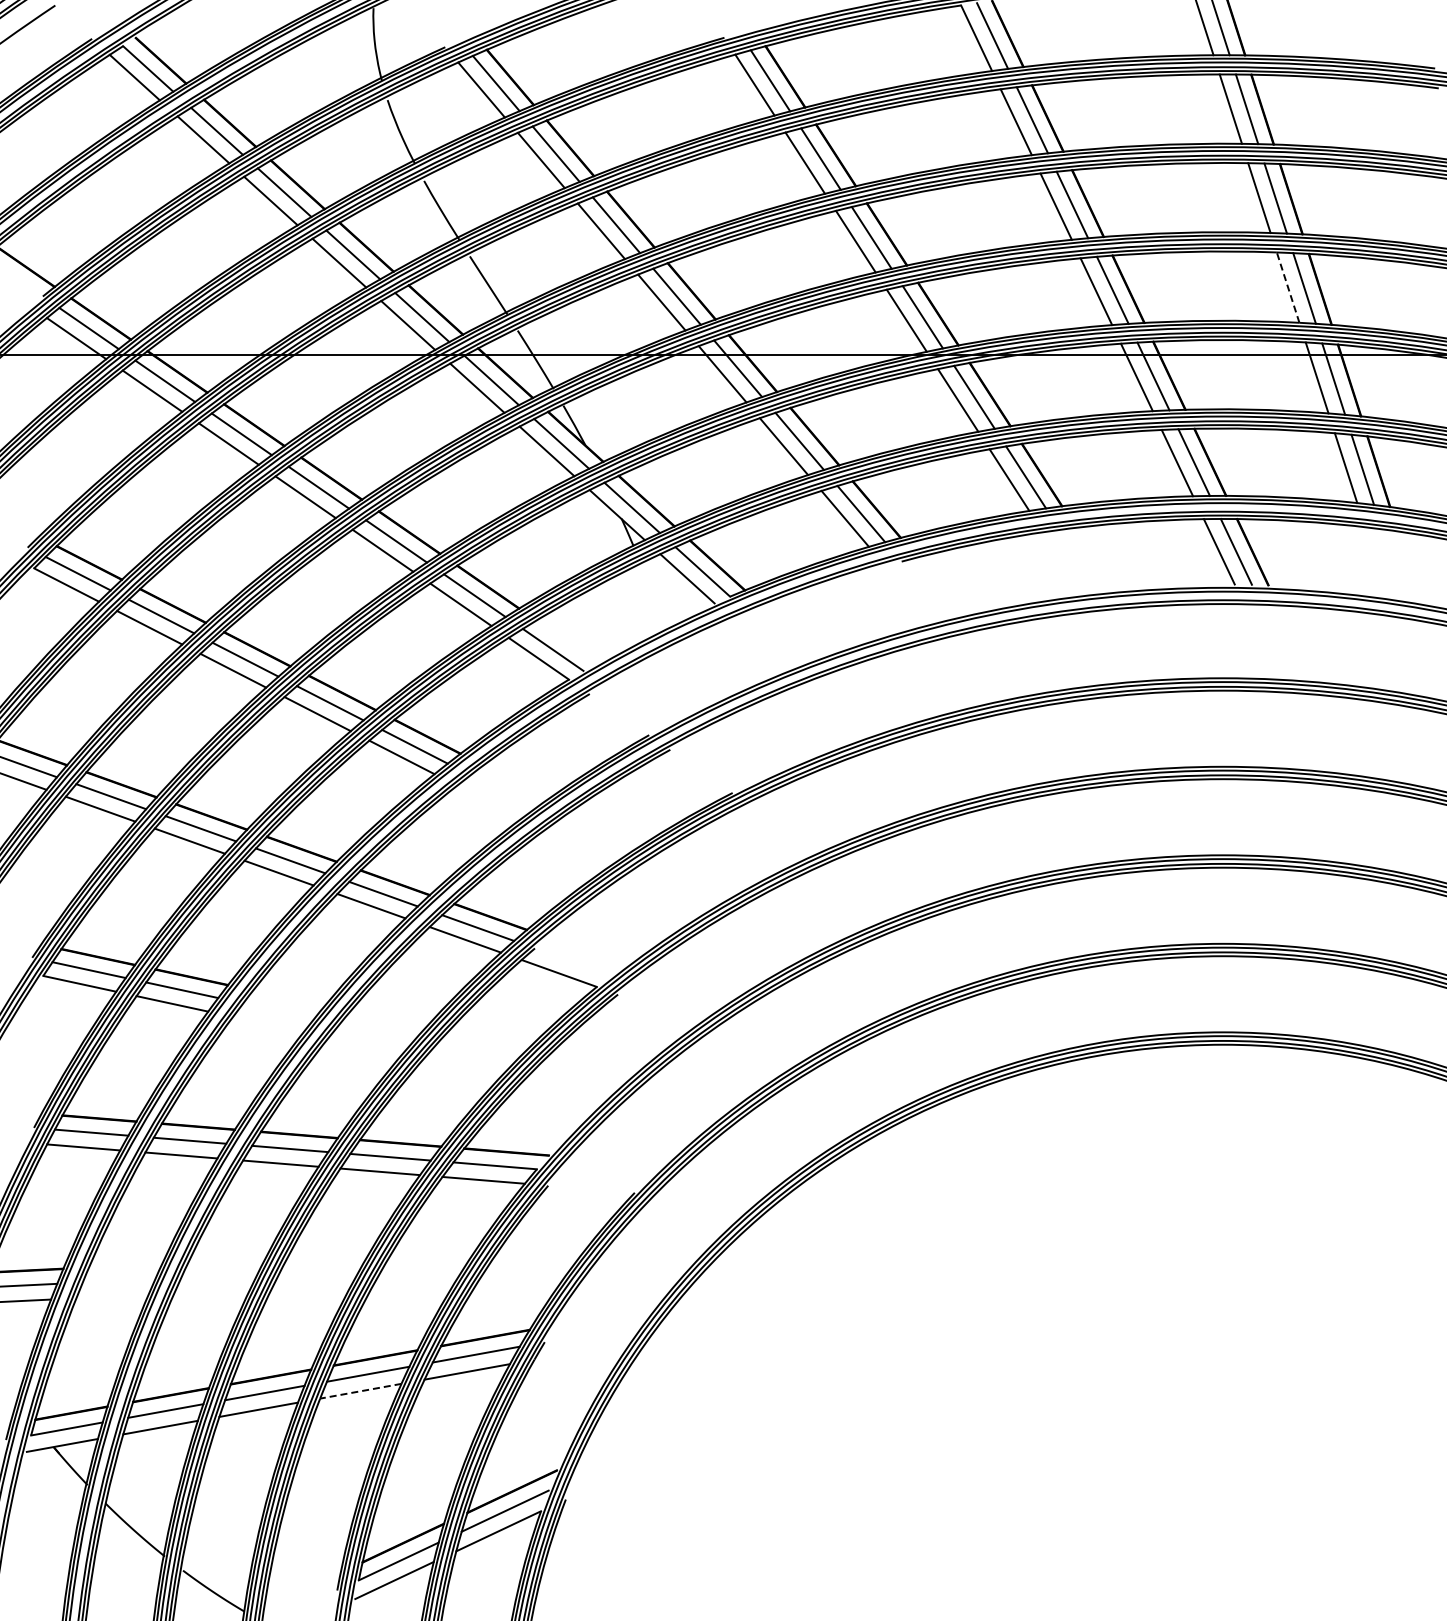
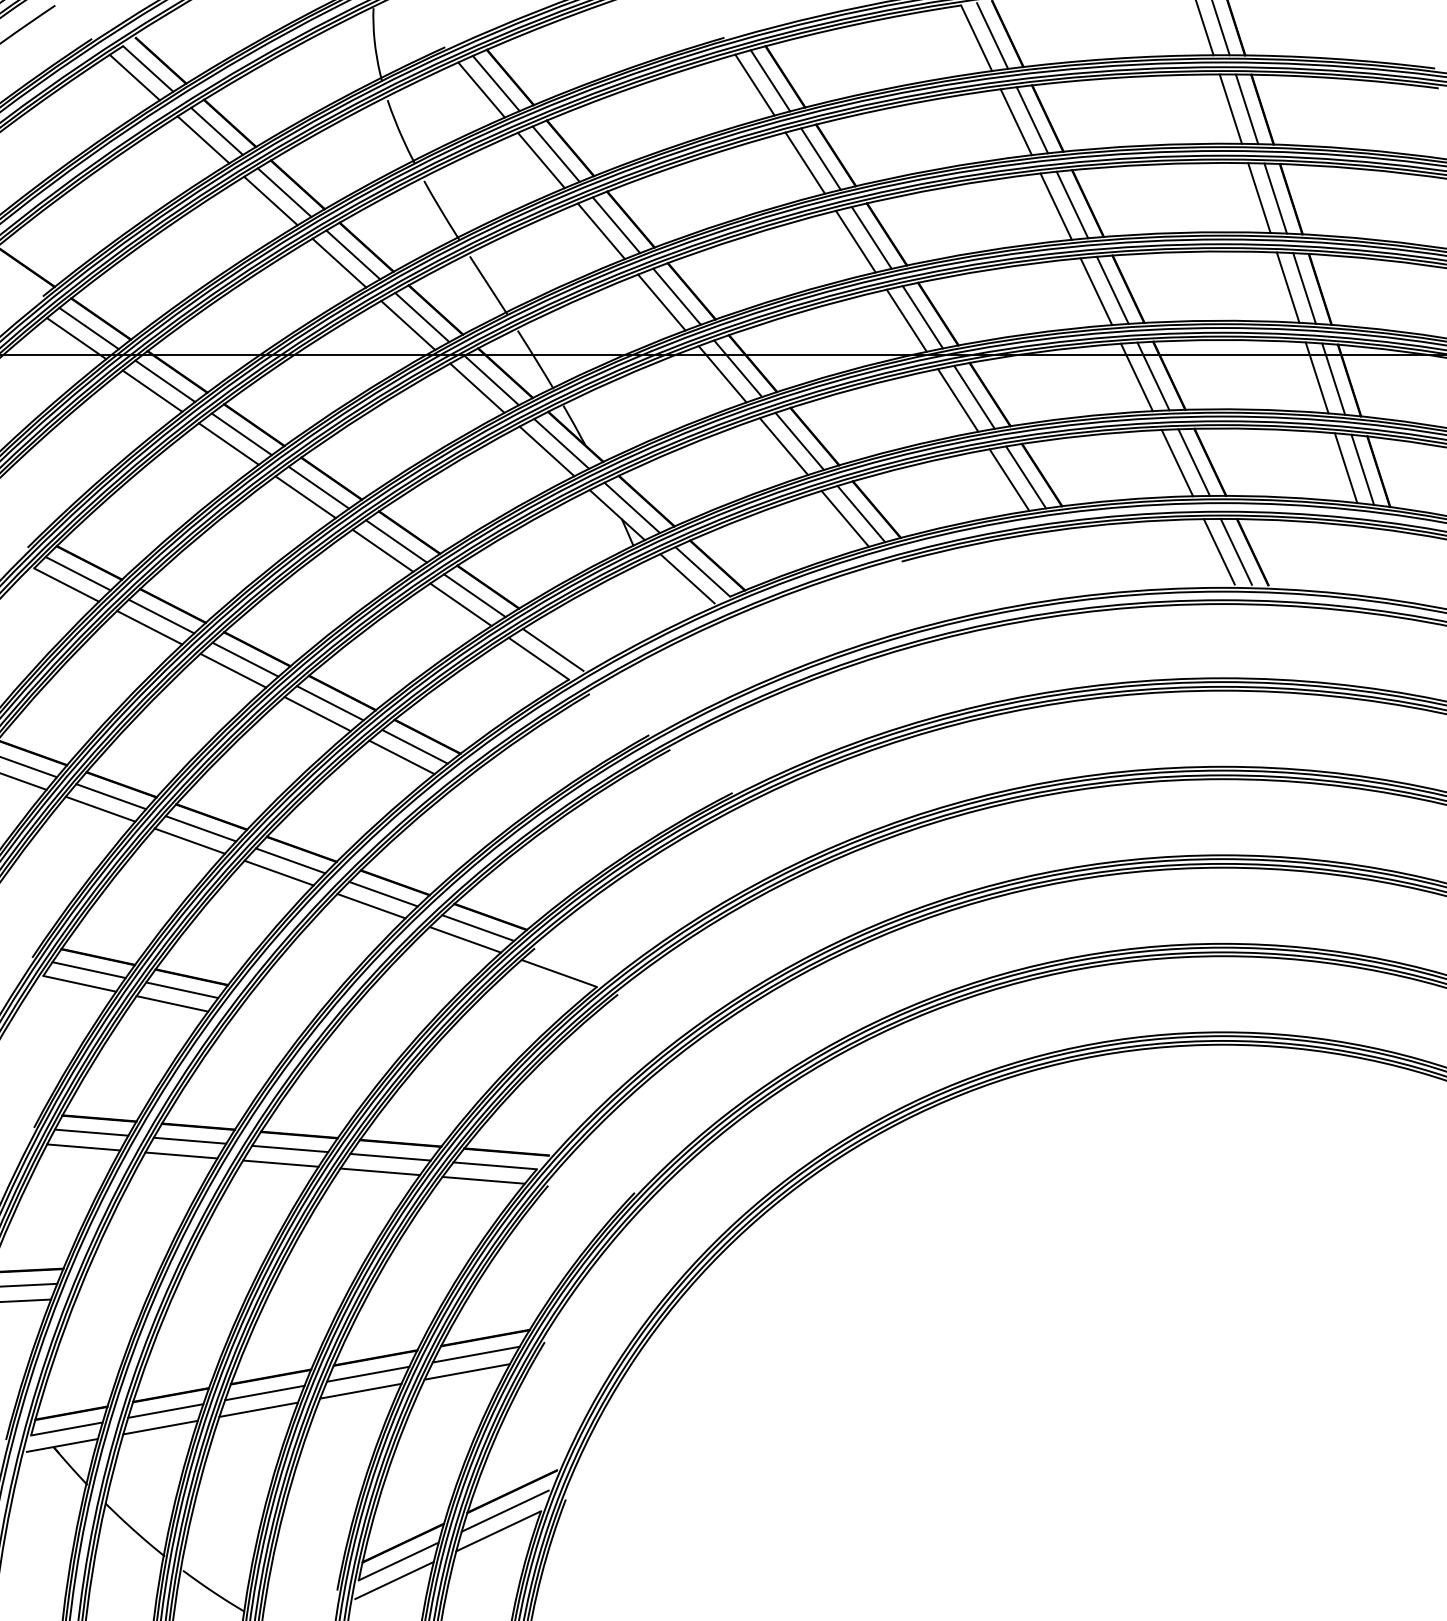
line: dashed -> solid (1288, 287)
line: dashed -> solid (360, 1391)
